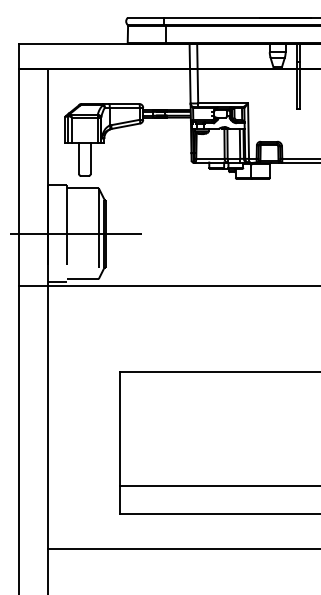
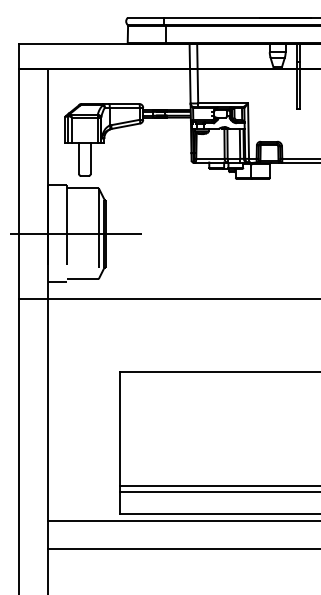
line position: (168, 286) -> (168, 299) (168, 299)
line: none -> present (218, 491)
line: none -> present (182, 520)
